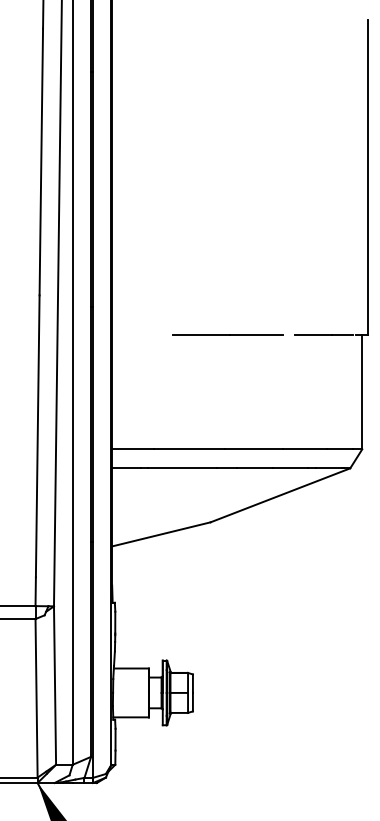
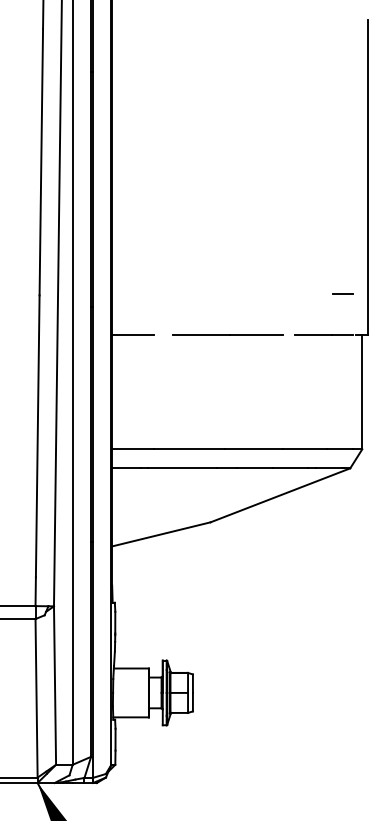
line: none -> present (342, 293)
line: none -> present (133, 335)
